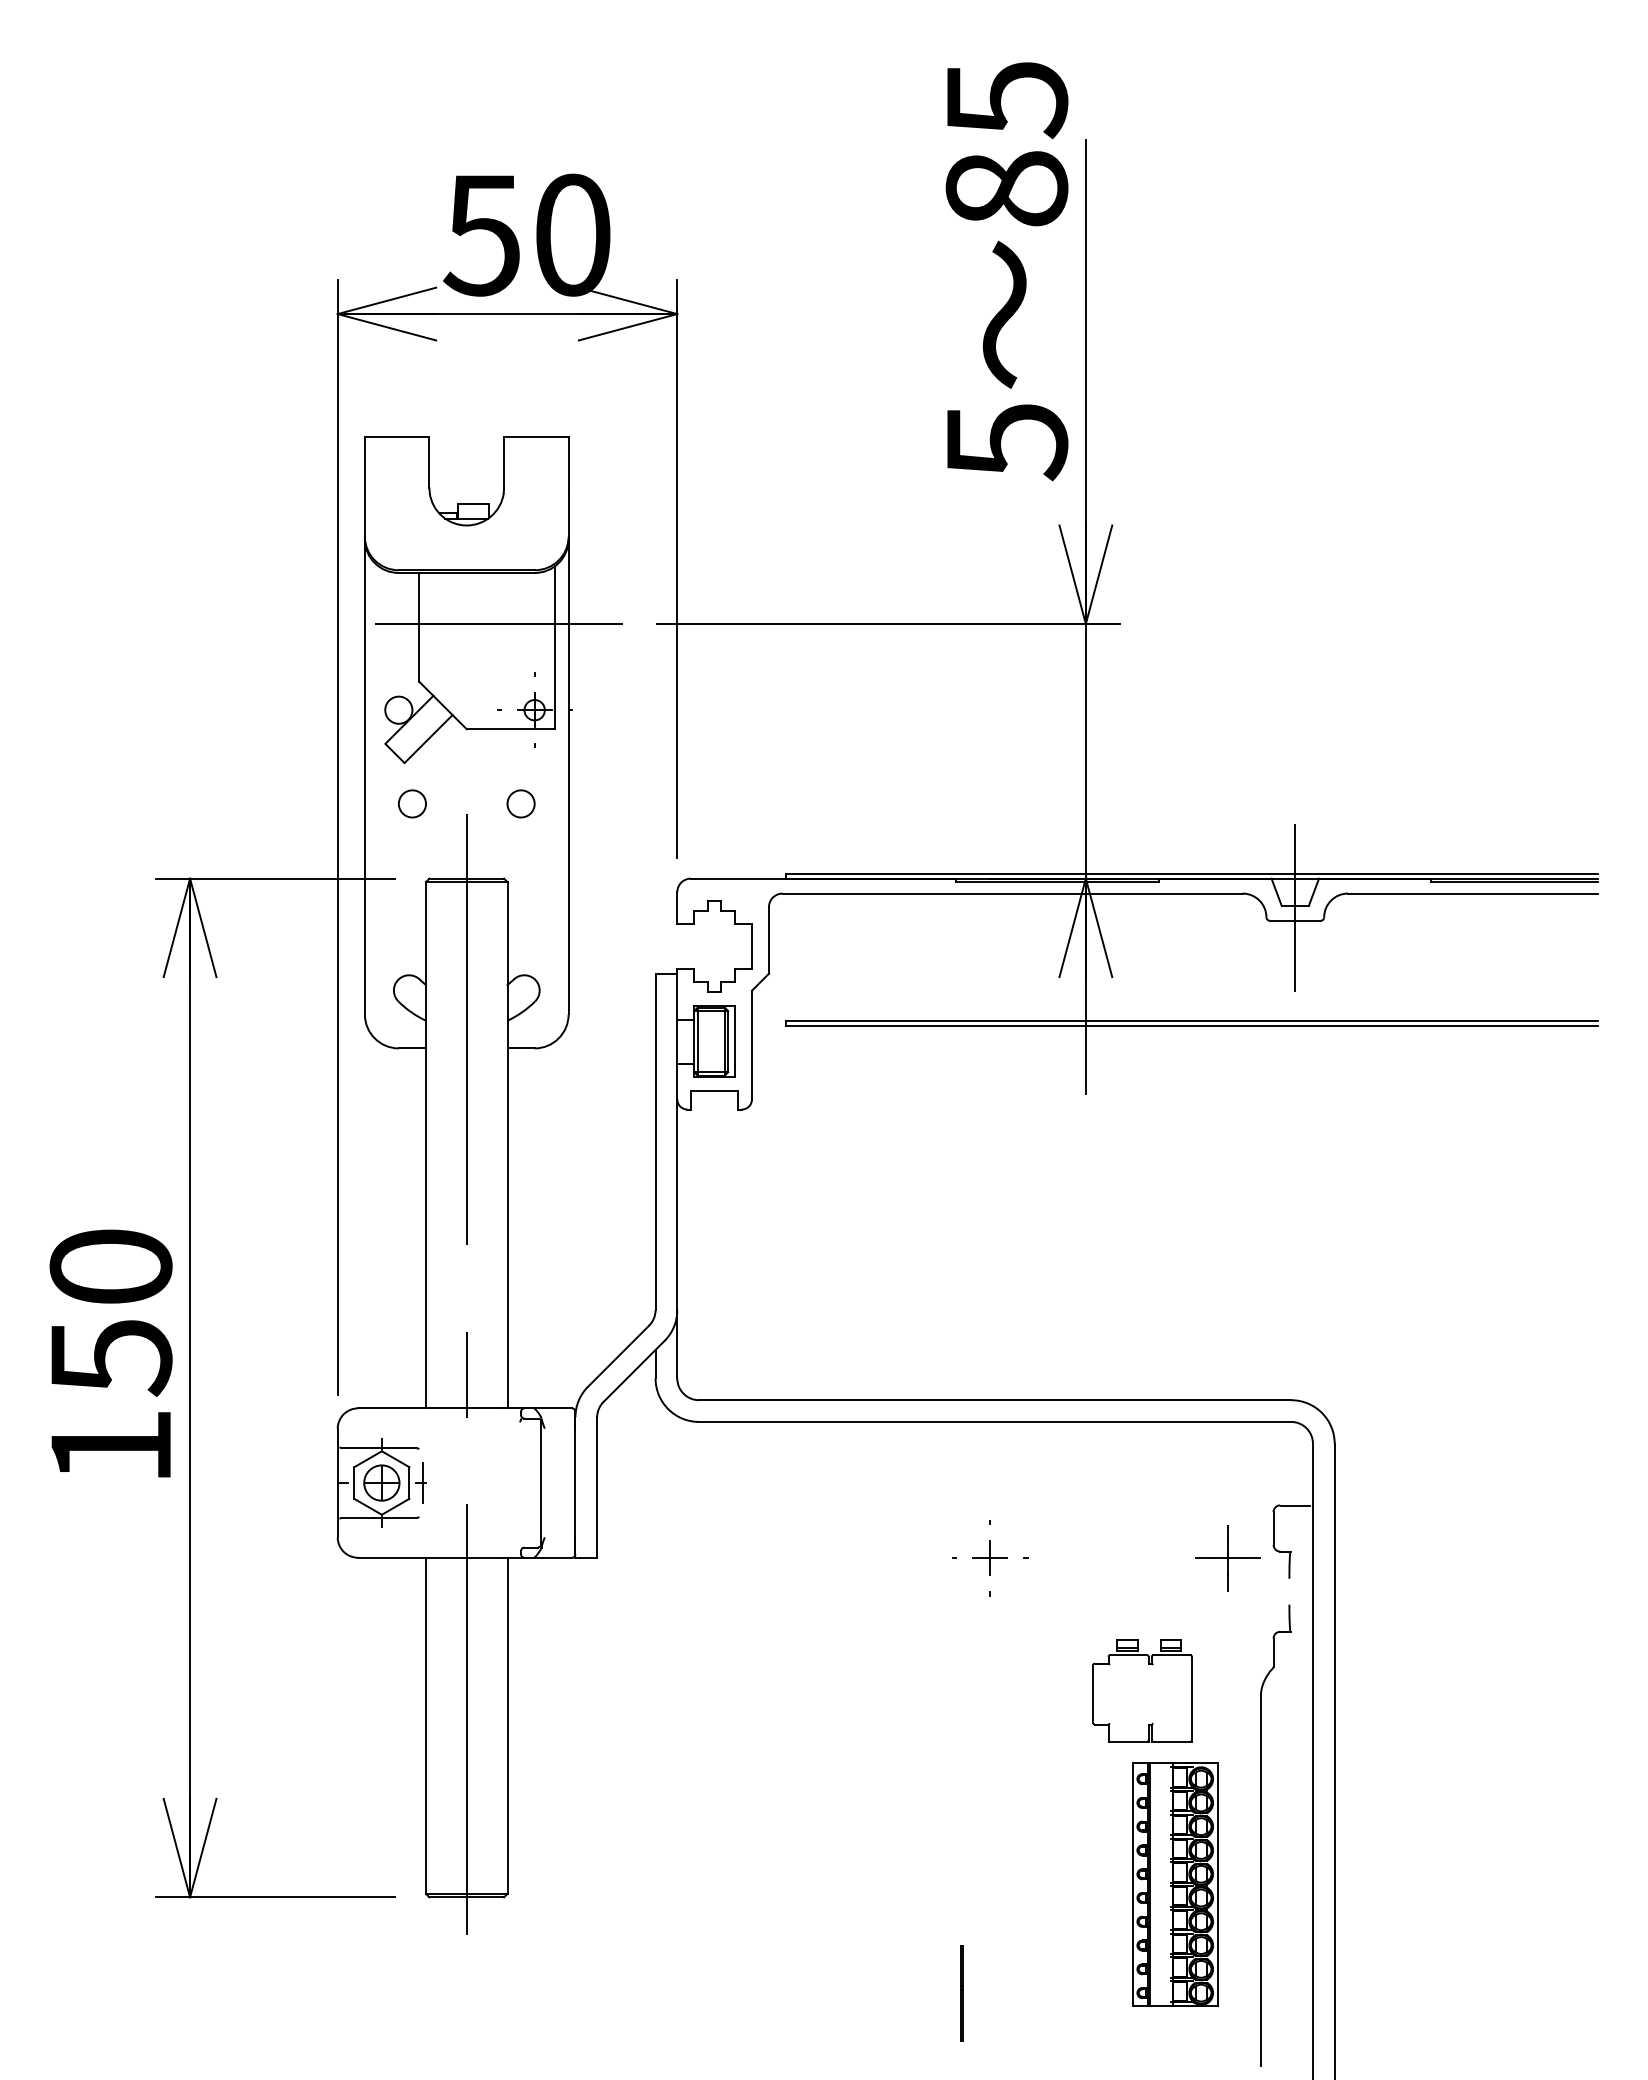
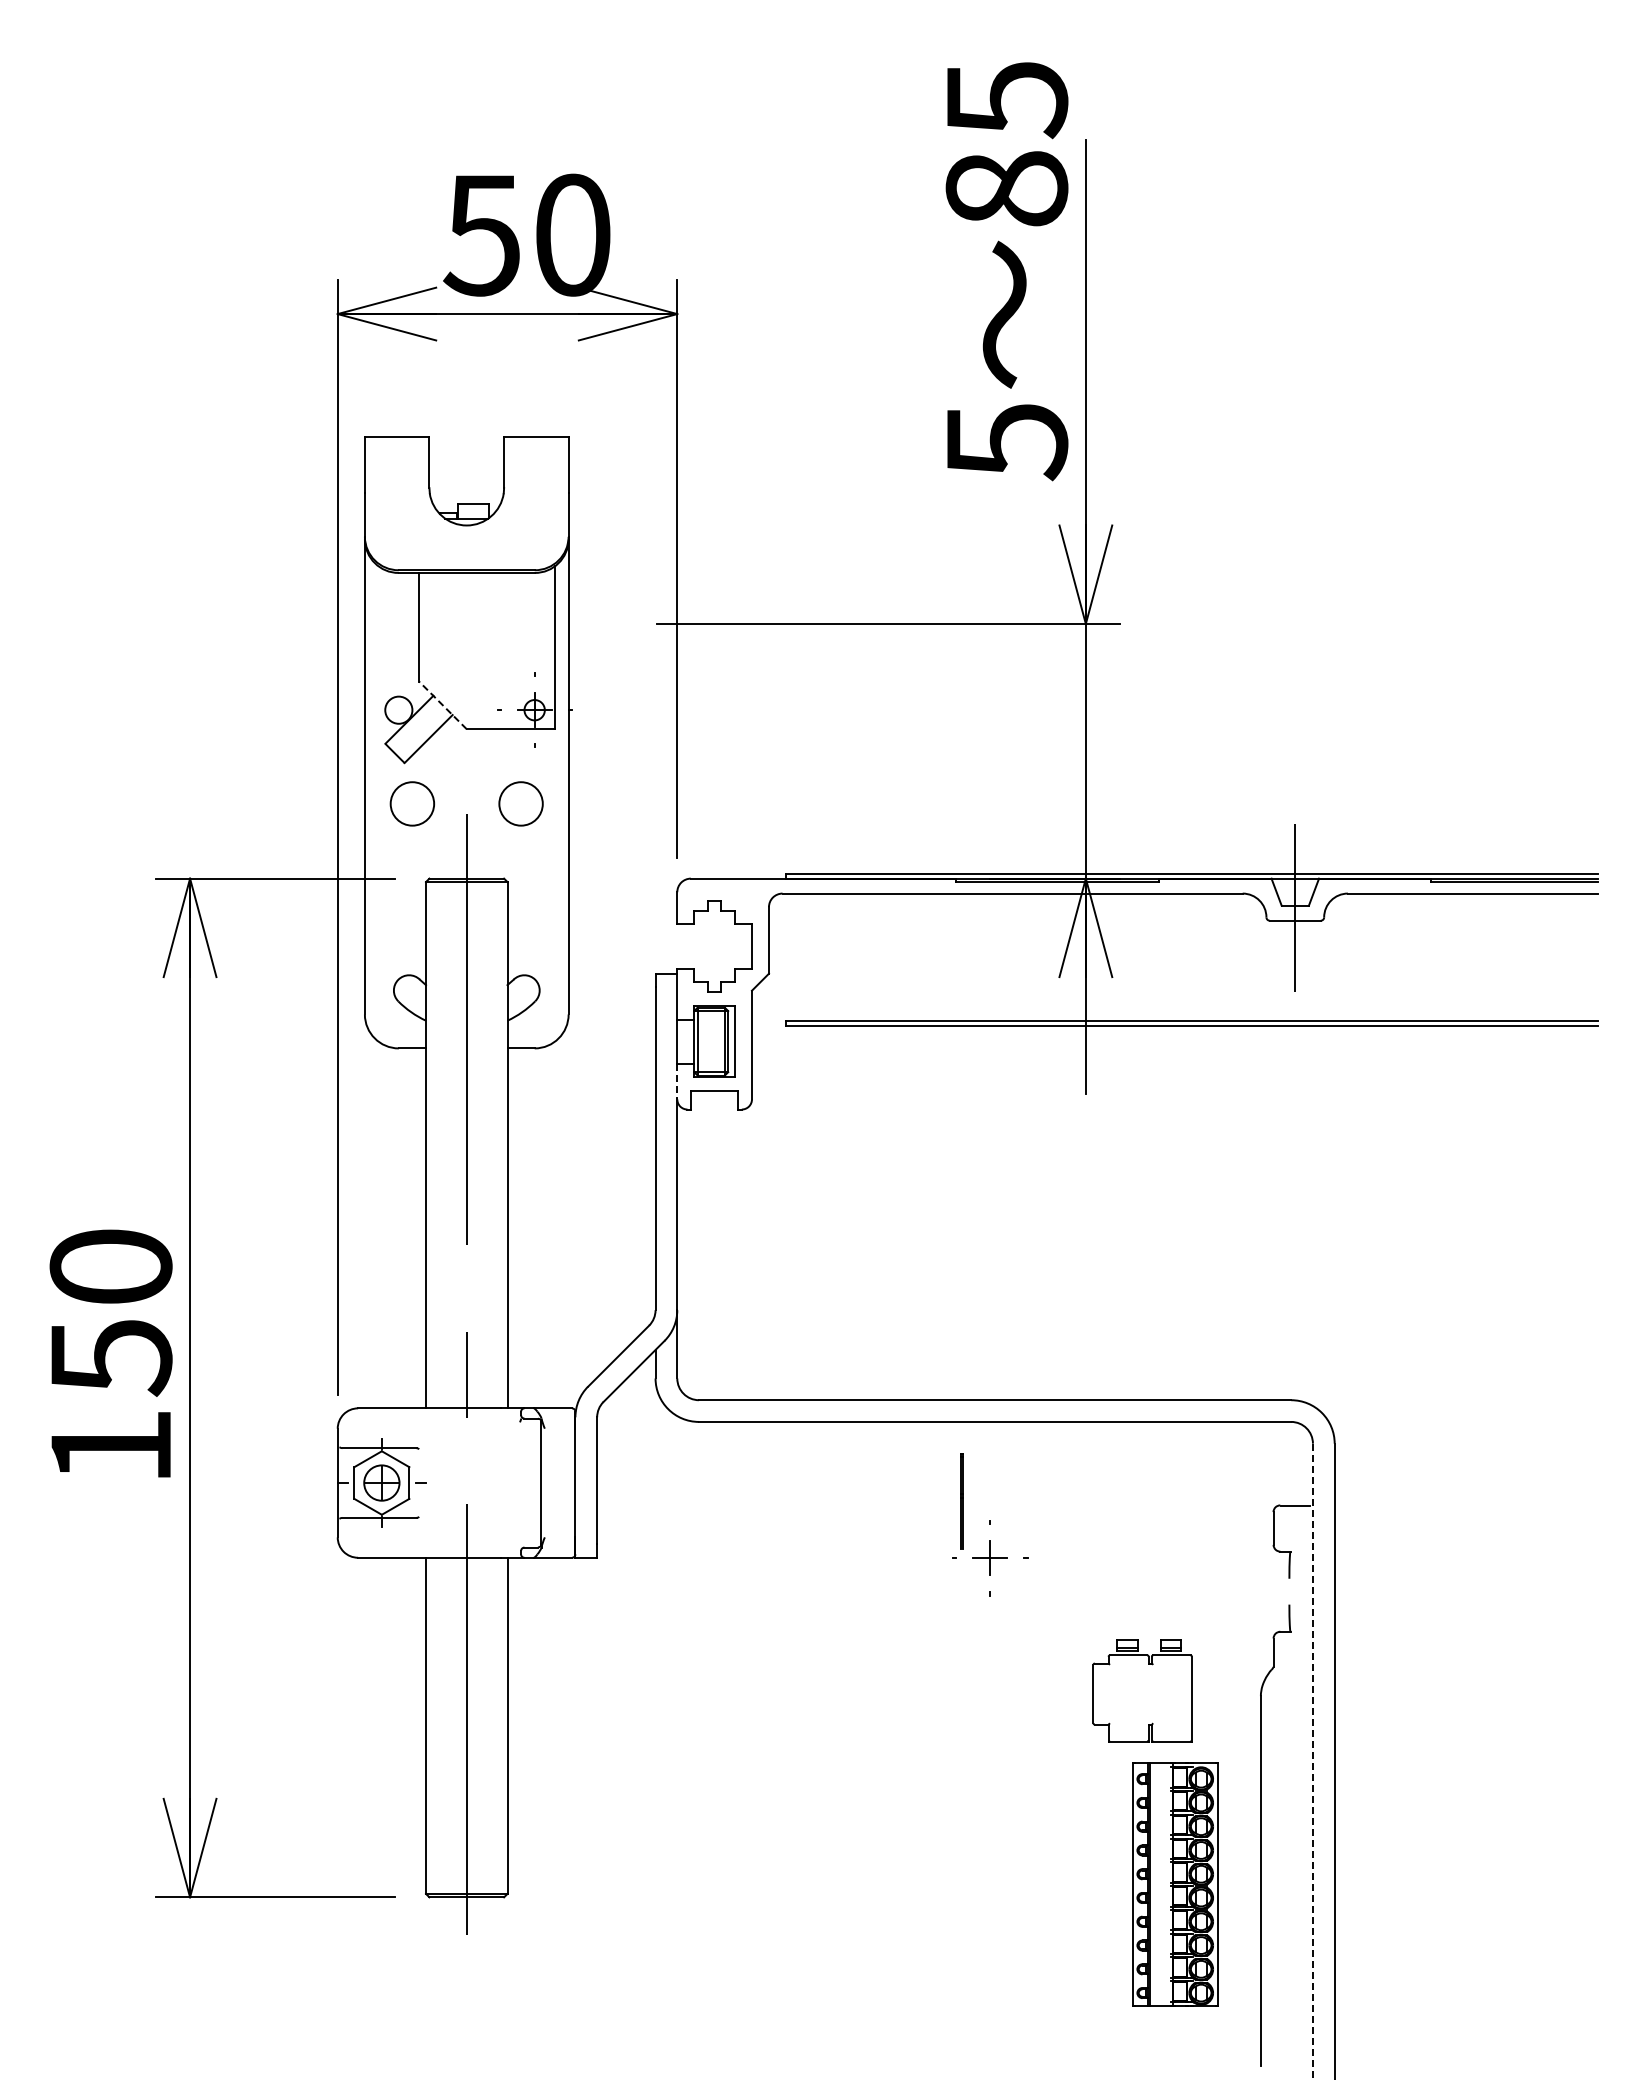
line: present -> none (498, 623)
line: solid -> dashed (442, 705)
circle diameter: 27 px -> 43 px (412, 803)
circle diameter: 27 px -> 43 px (520, 803)
line: solid -> dashed (677, 1081)
line: present -> none (422, 1482)
part: present -> none (1227, 1558)
line: solid -> dashed (1312, 1761)
line position: (961, 1993) -> (961, 1501) (961, 1501)
